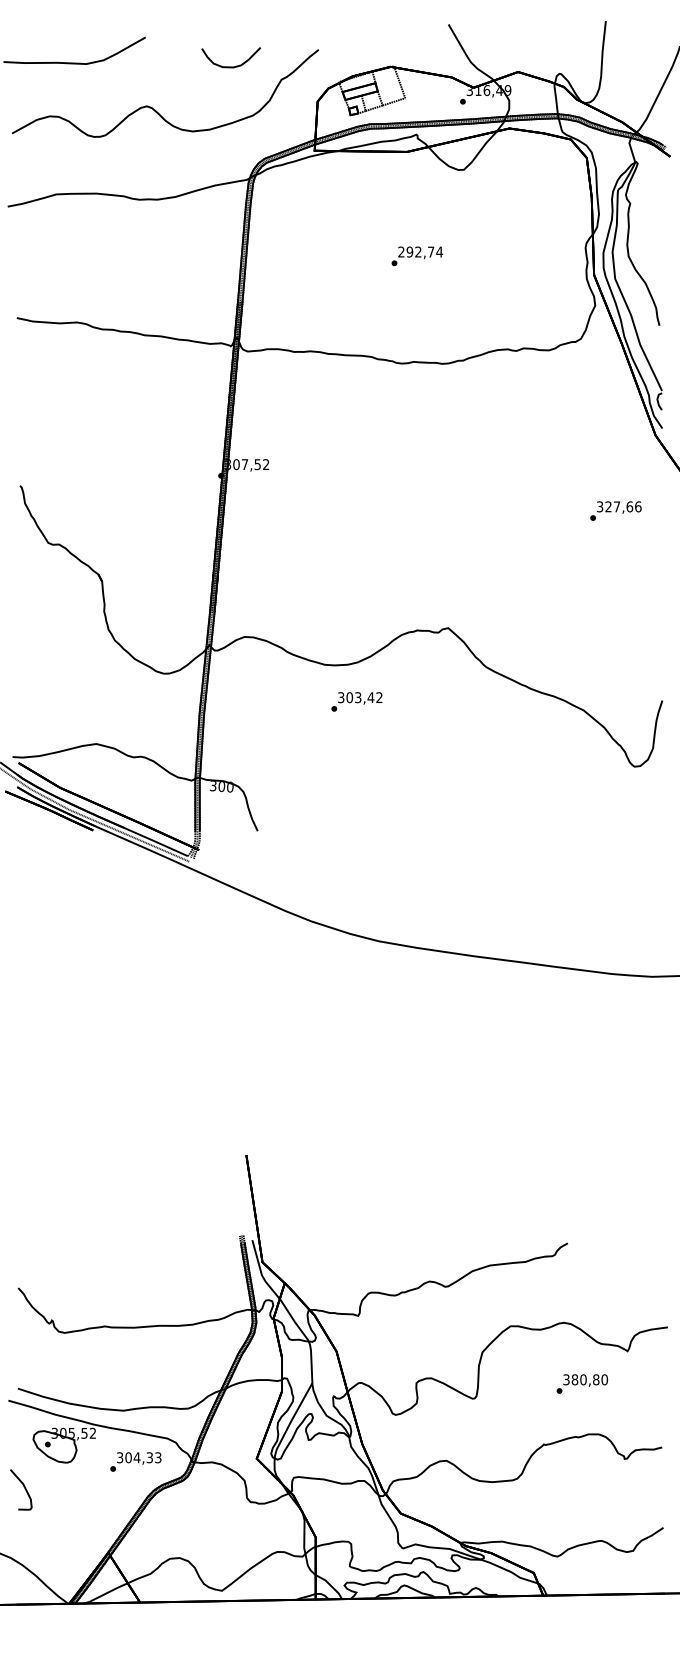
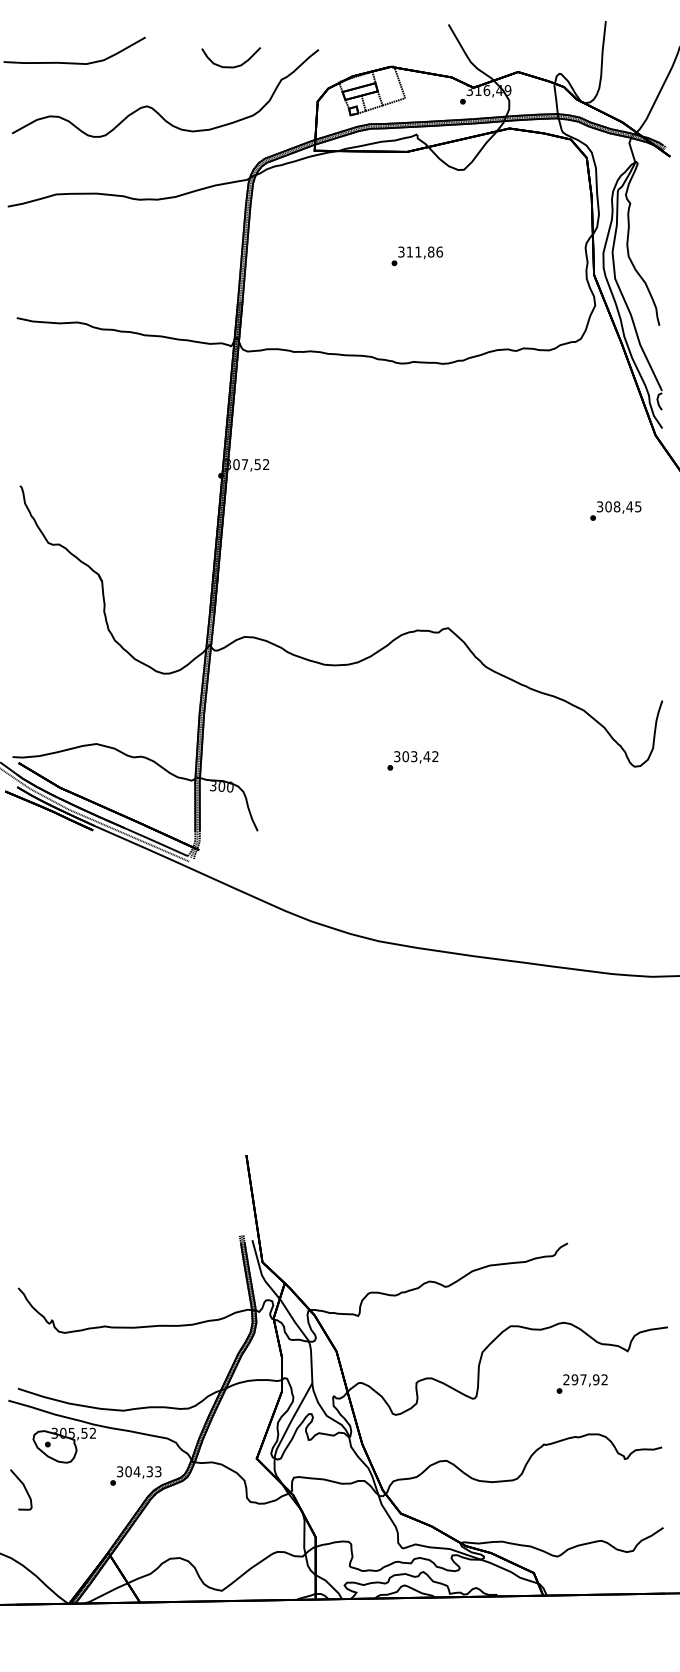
text: 292,74 -> 311,86 (420, 251)
text: 327,66 -> 308,45 (623, 506)
text position: (356, 701) -> (412, 760) (412, 760)
text: 380,80 -> 297,92 (585, 1379)
text position: (135, 1461) -> (135, 1475) (135, 1475)
